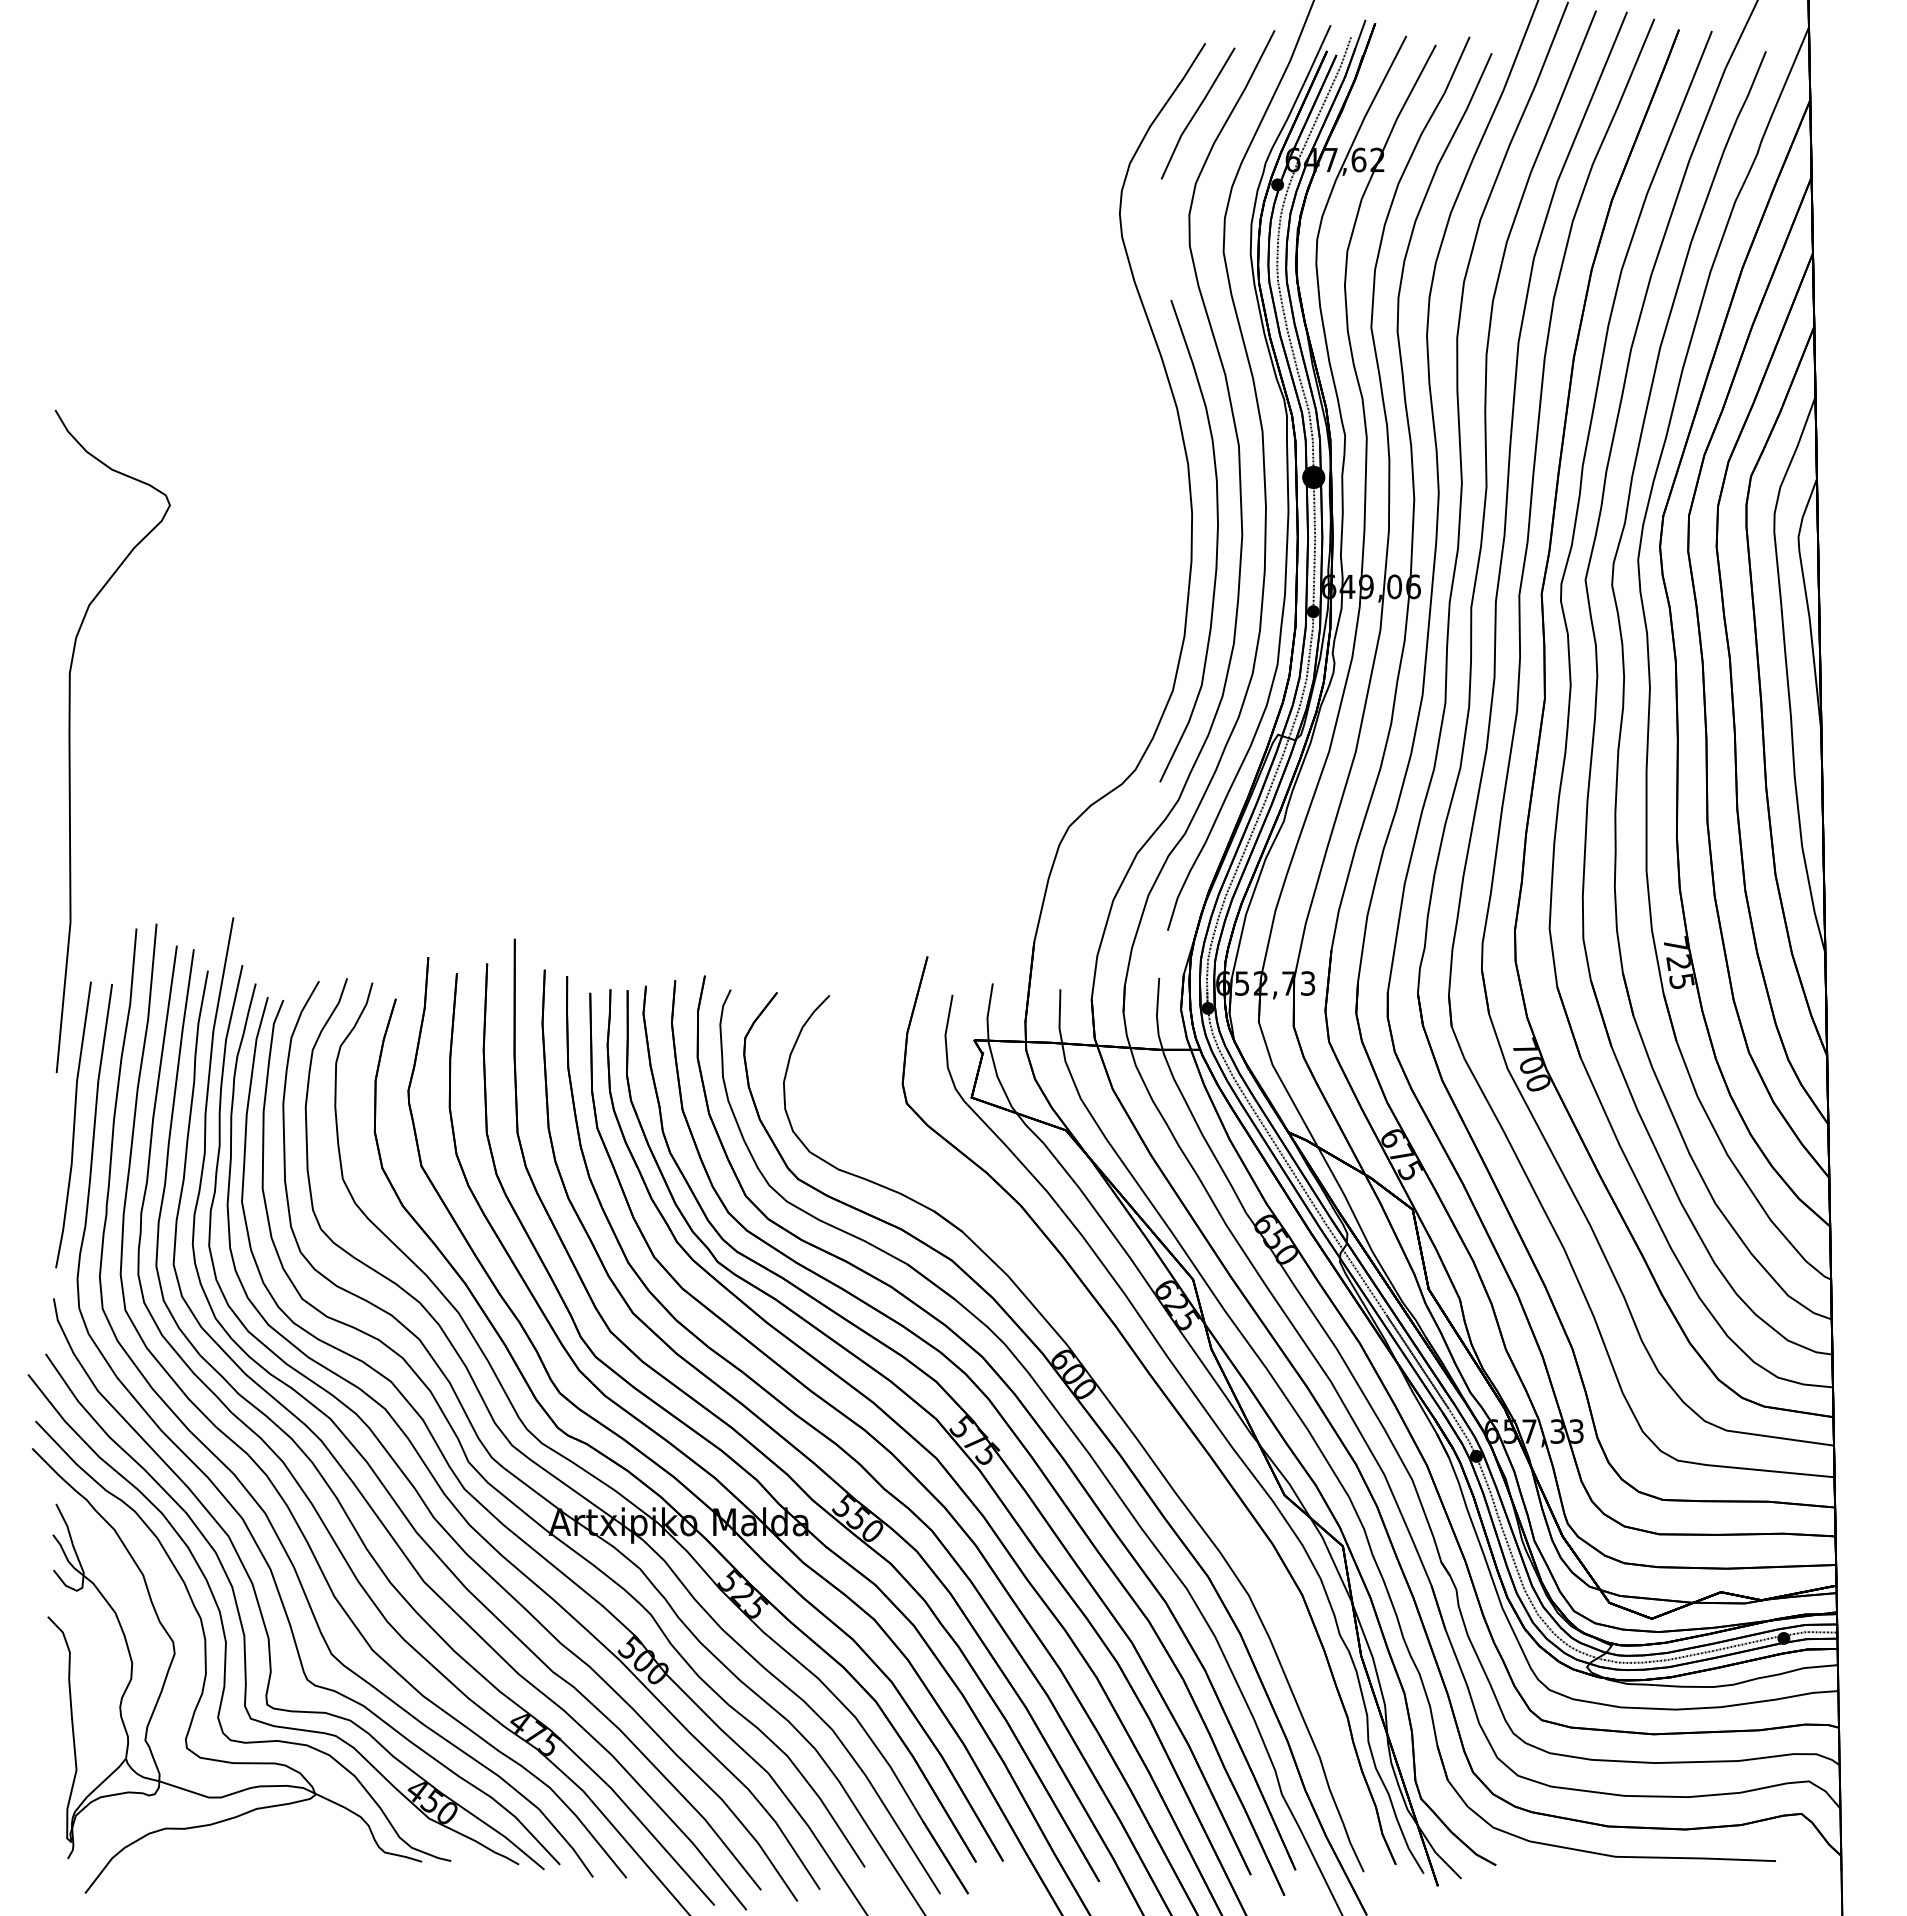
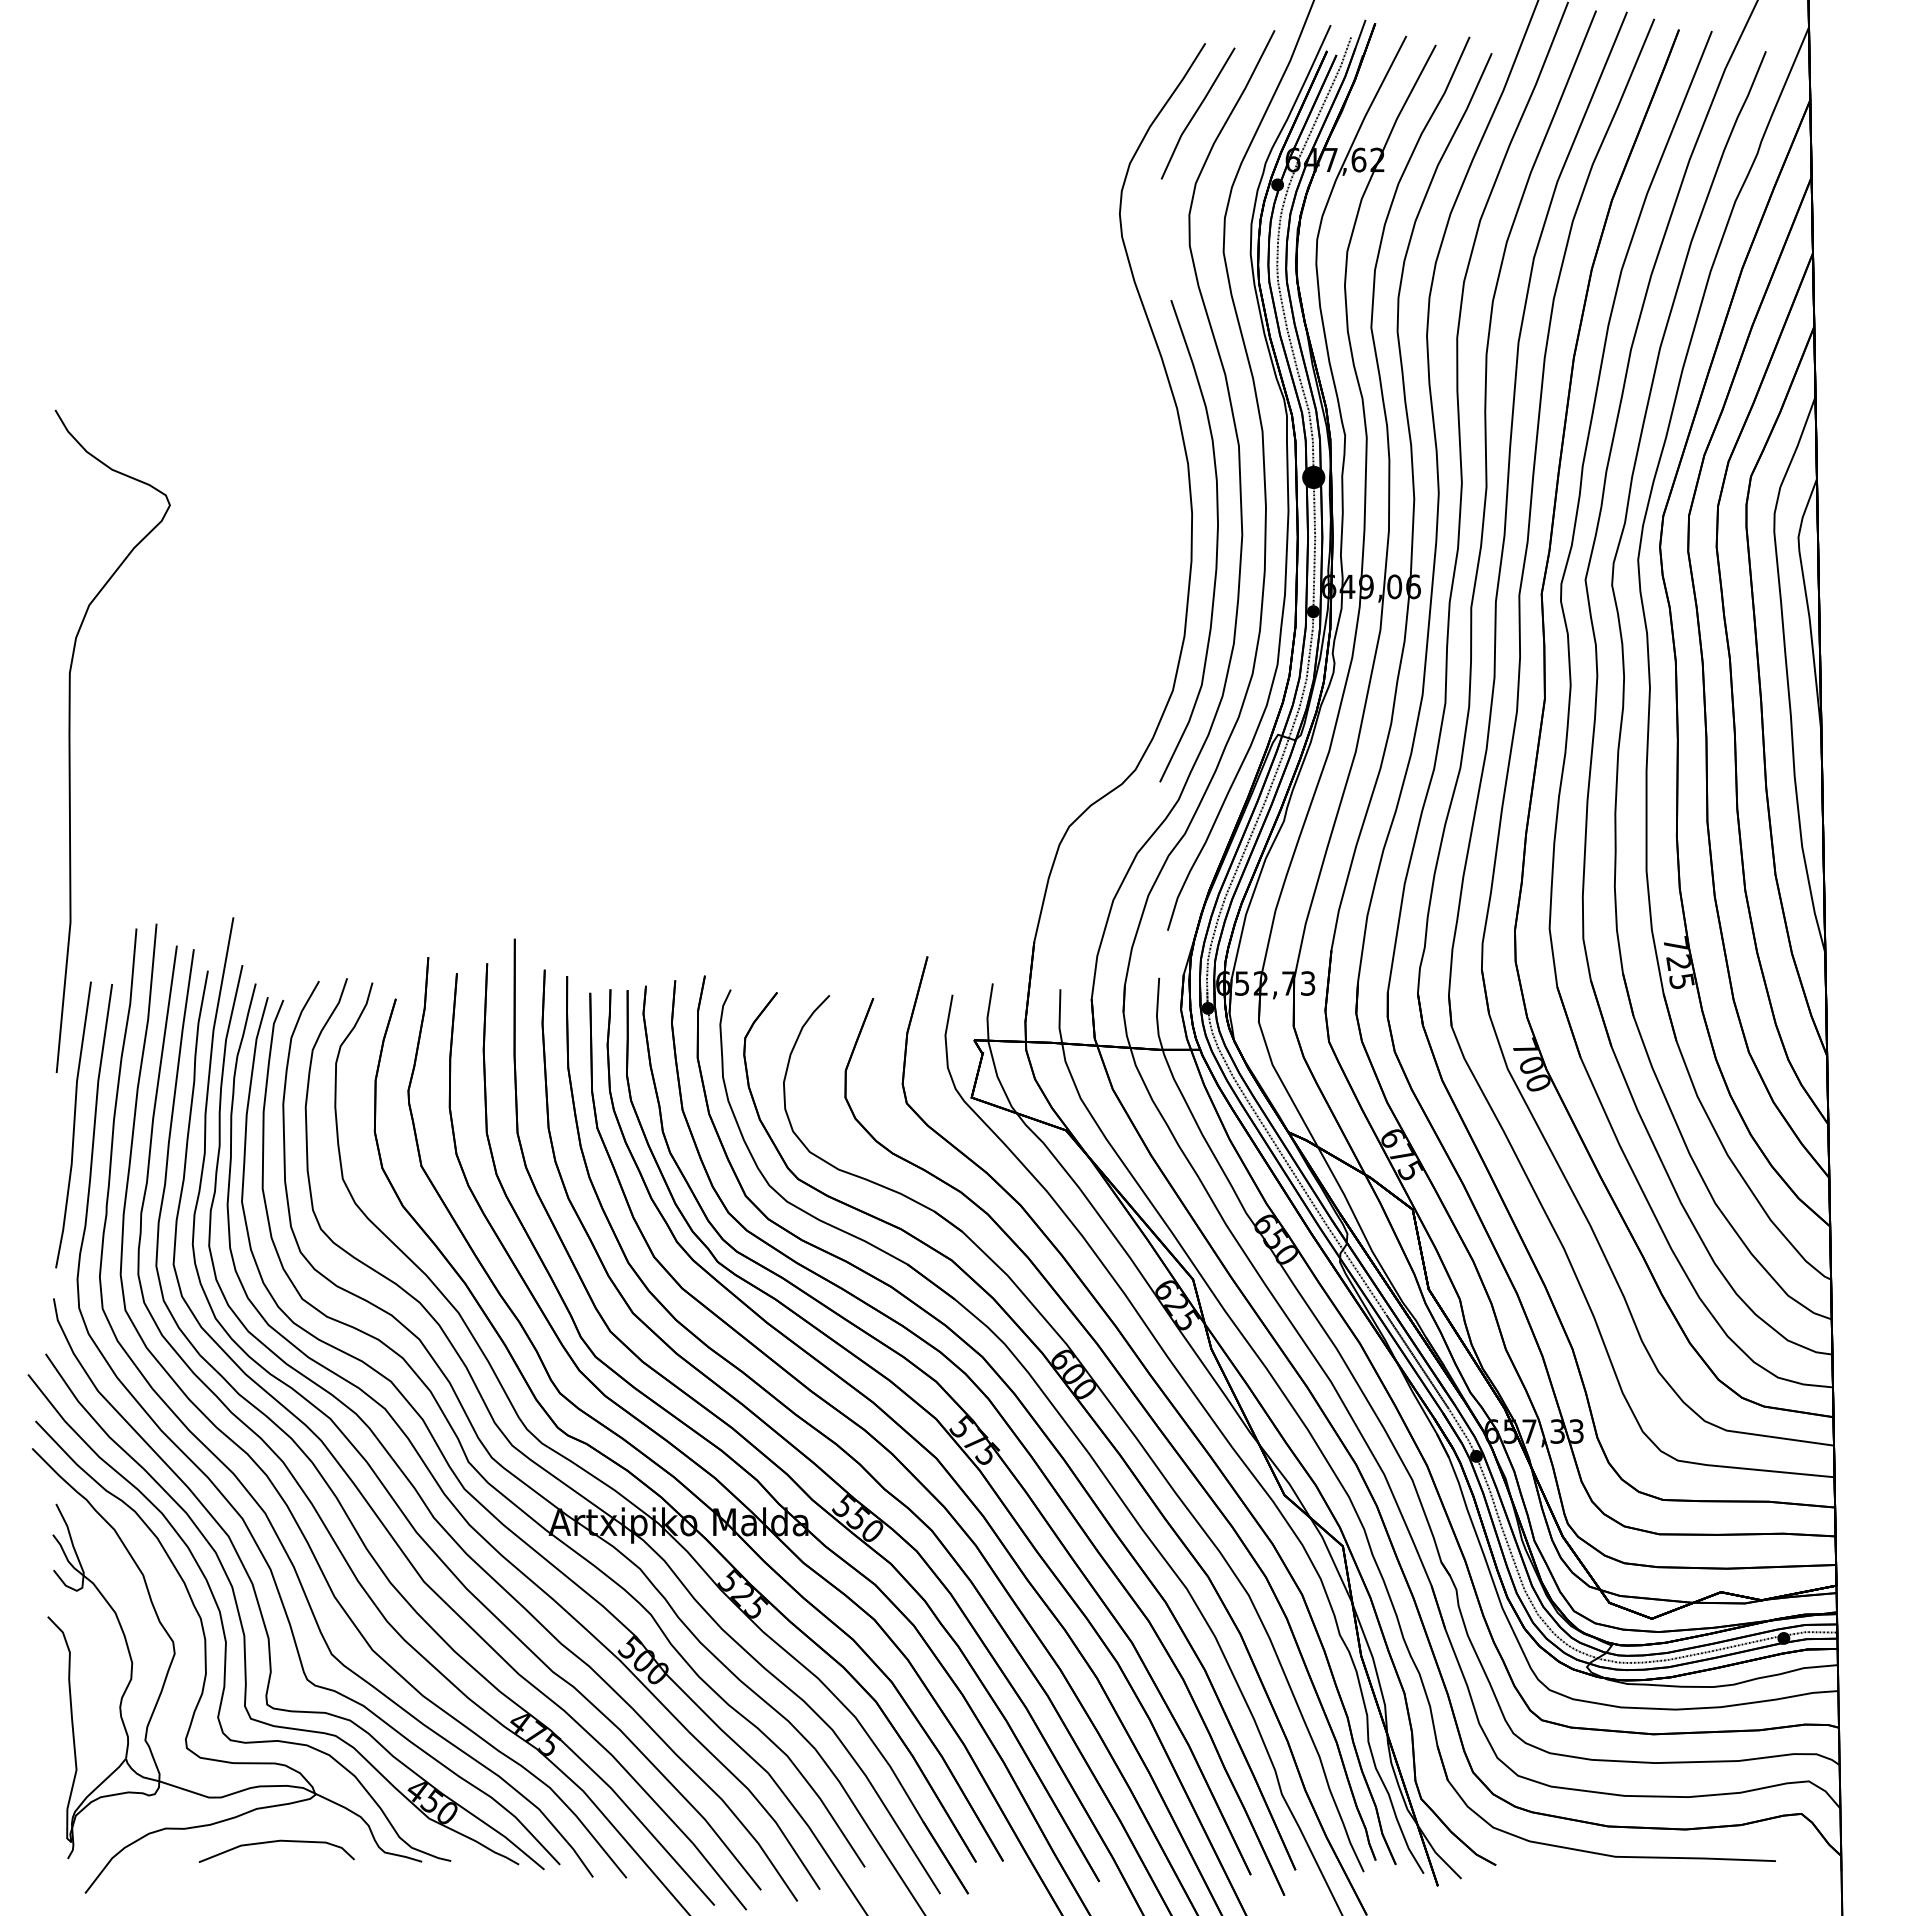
part: none -> present (1140, 1405)
curve: none -> present (276, 1842)
